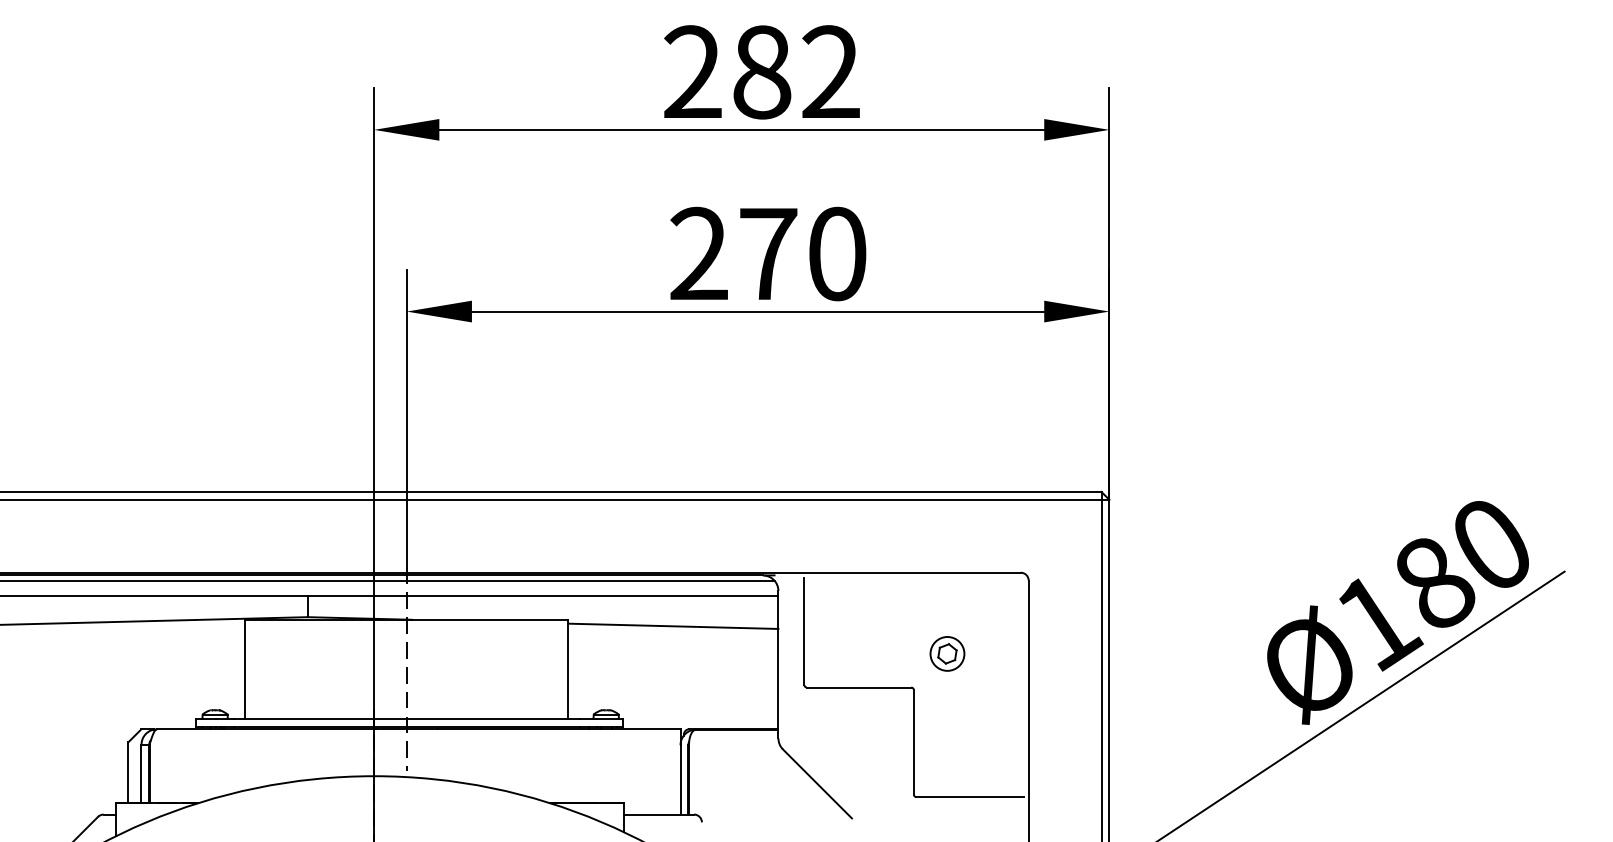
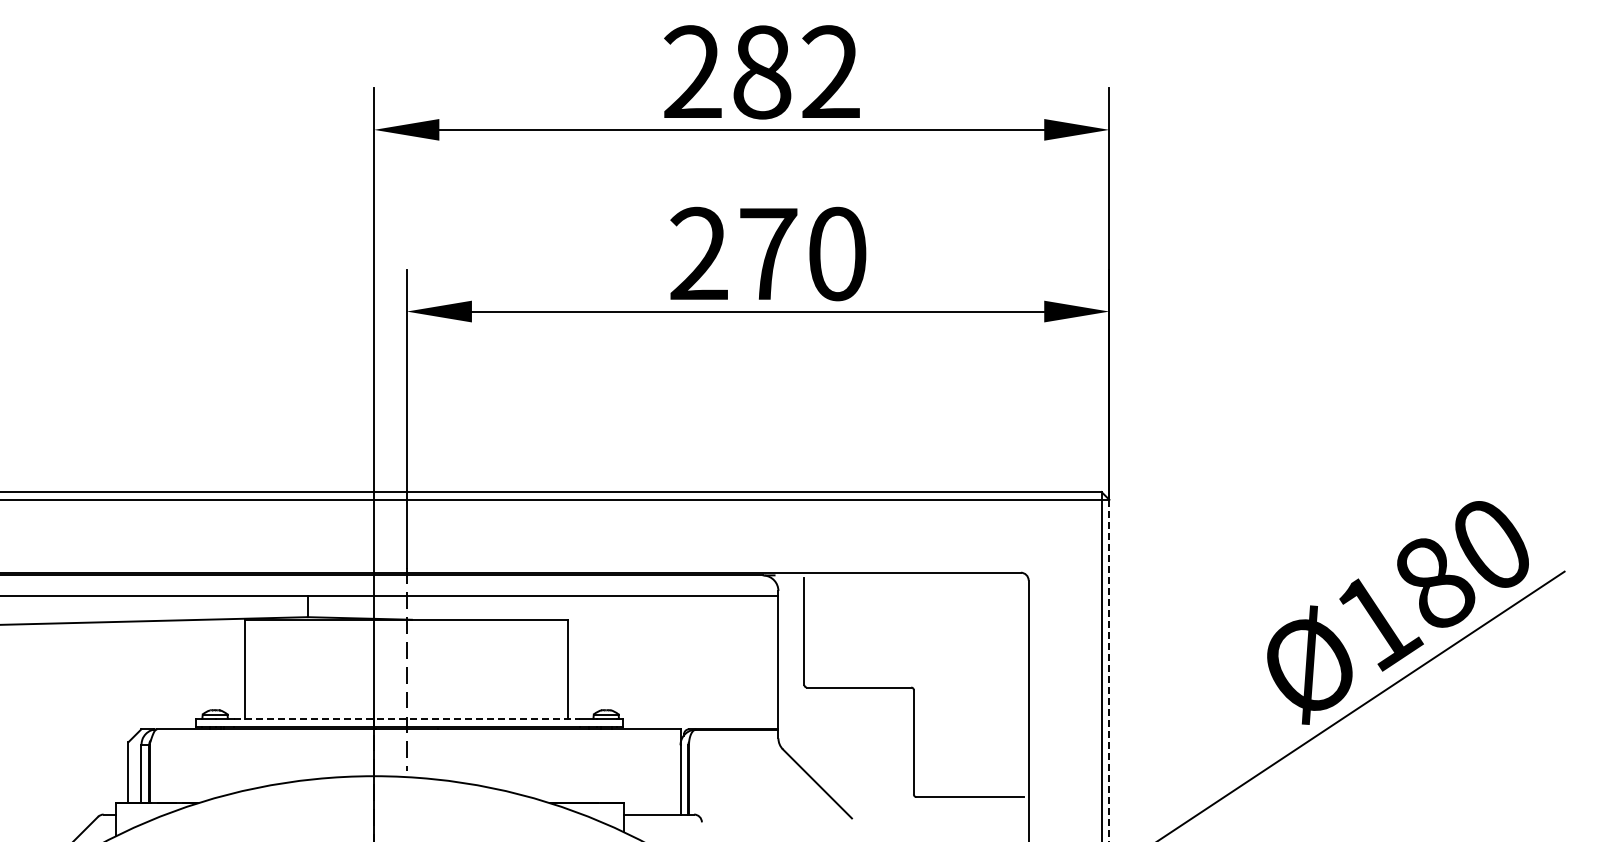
line: present -> none (388, 581)
line: present -> none (673, 625)
part: present -> none (947, 653)
line: solid -> dashed (1109, 670)
line: solid -> dashed (406, 718)
